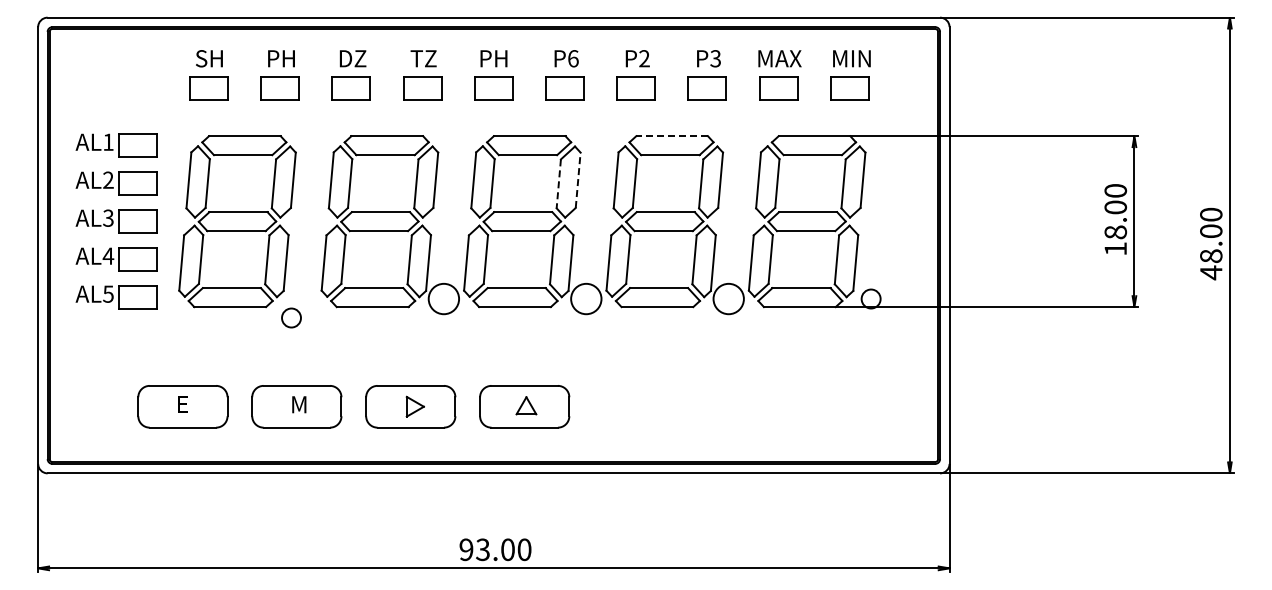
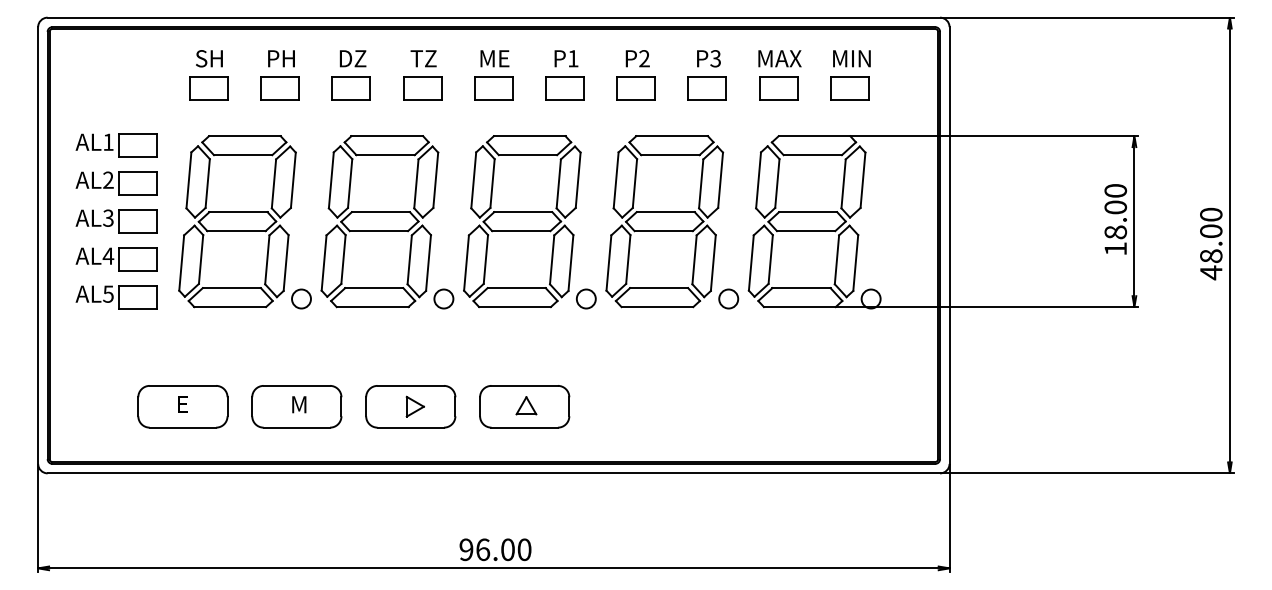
text: PH -> ME (495, 58)
text: P6 -> P1 (573, 58)
line: dashed -> solid (672, 136)
line: dashed -> solid (578, 180)
line: dashed -> solid (558, 183)
circle diameter: 30 px -> 19 px (443, 298)
circle diameter: 30 px -> 19 px (585, 298)
circle diameter: 30 px -> 19 px (728, 298)
circle position: (291, 317) -> (301, 298) (301, 298)
text: 93.00 -> 96.00 (483, 549)
